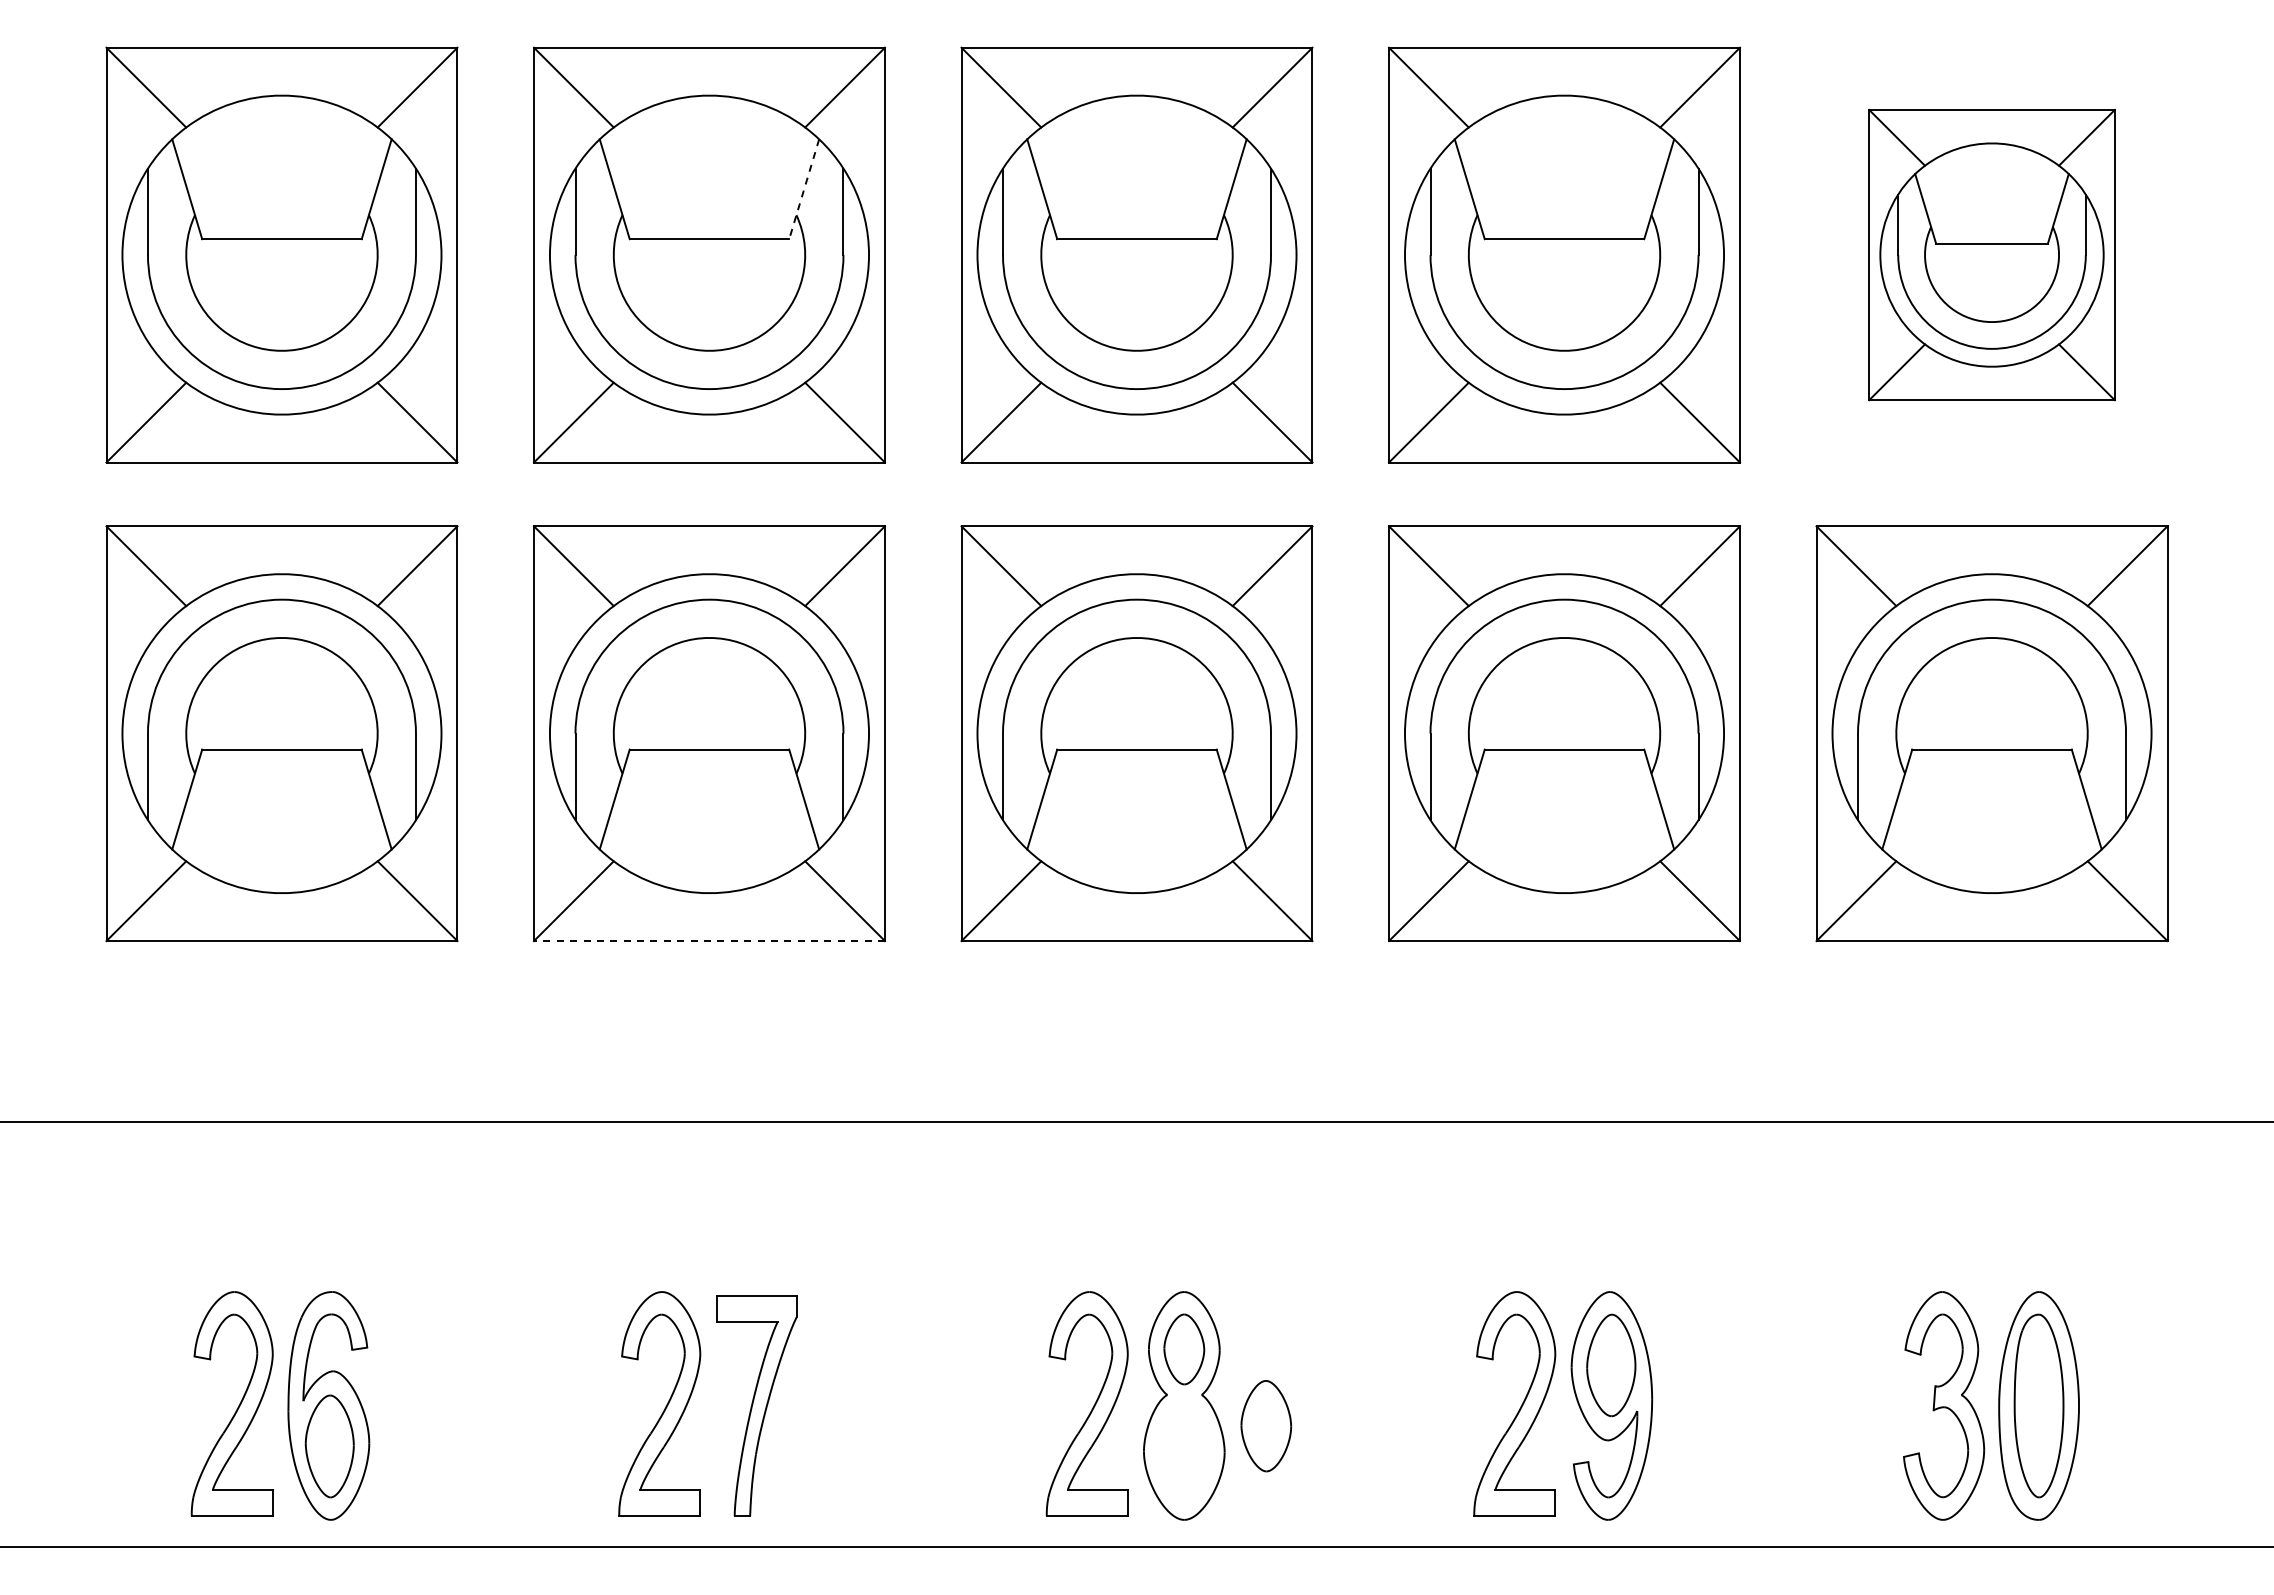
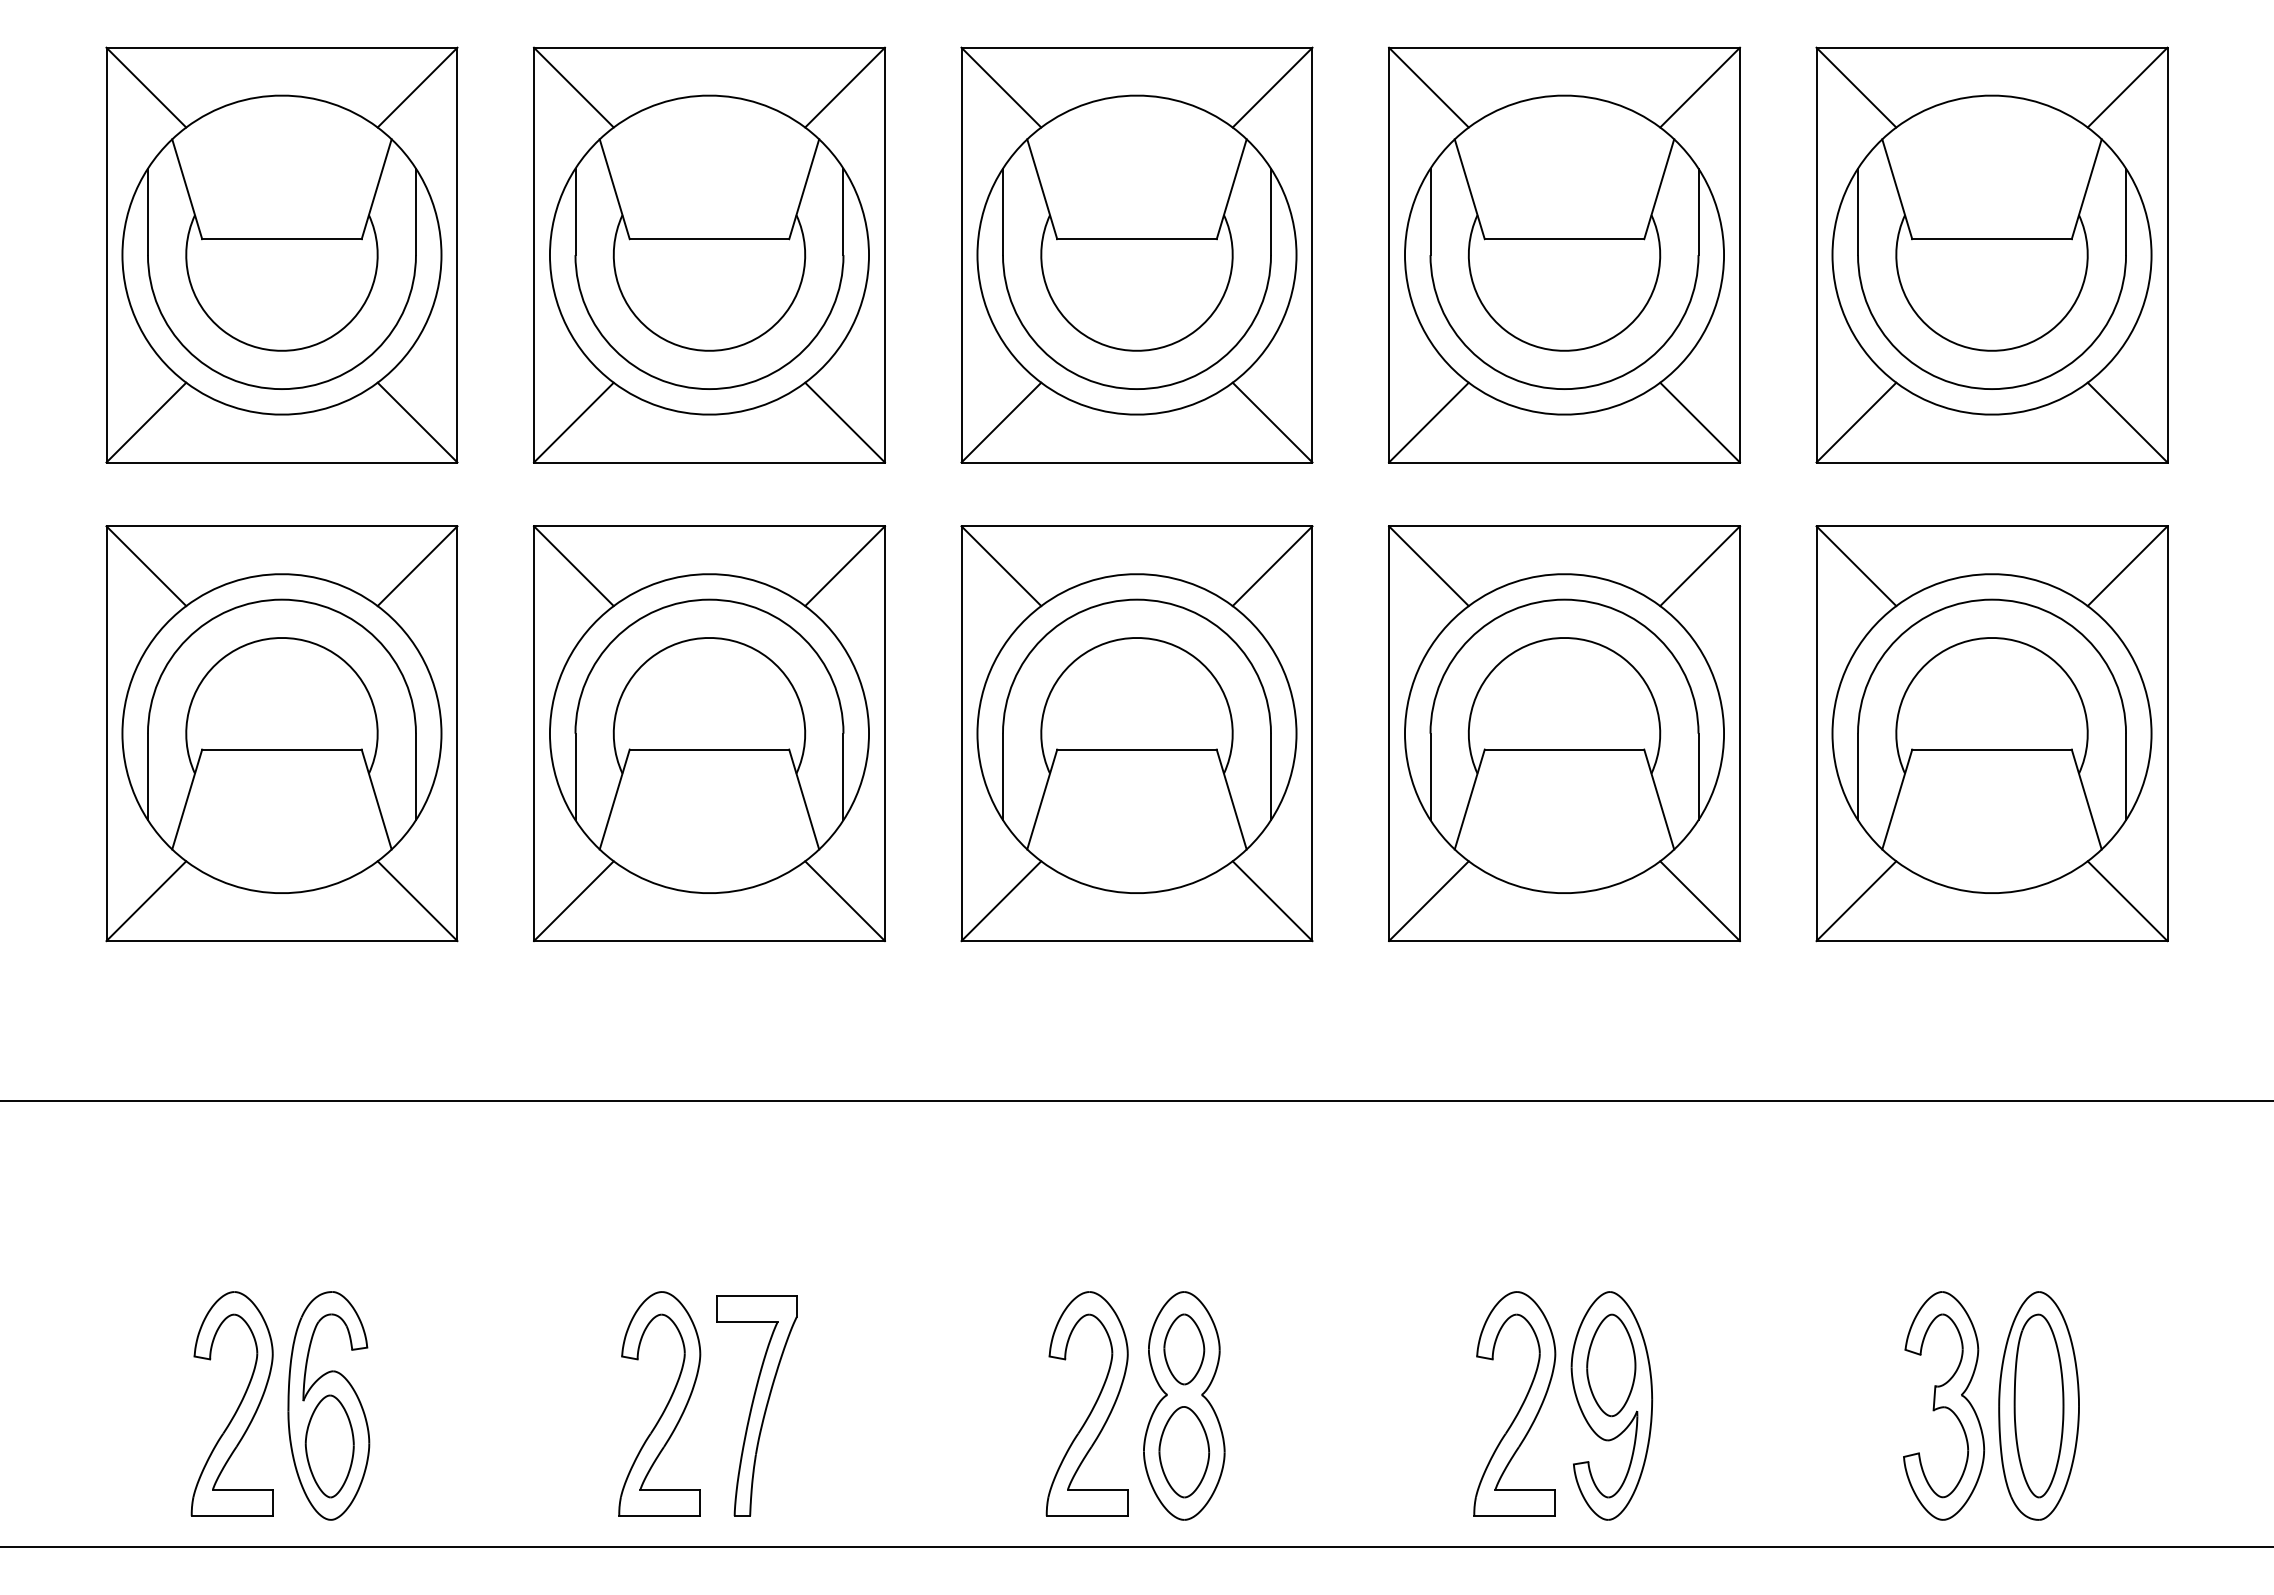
line: dashed -> solid (804, 189)
part size: 248x294 px -> 354x418 px (1991, 254)
line: dashed -> solid (708, 941)
line position: (1136, 1121) -> (1136, 1100) (1136, 1100)
part position: (1266, 1426) -> (1184, 1452) (1184, 1452)
